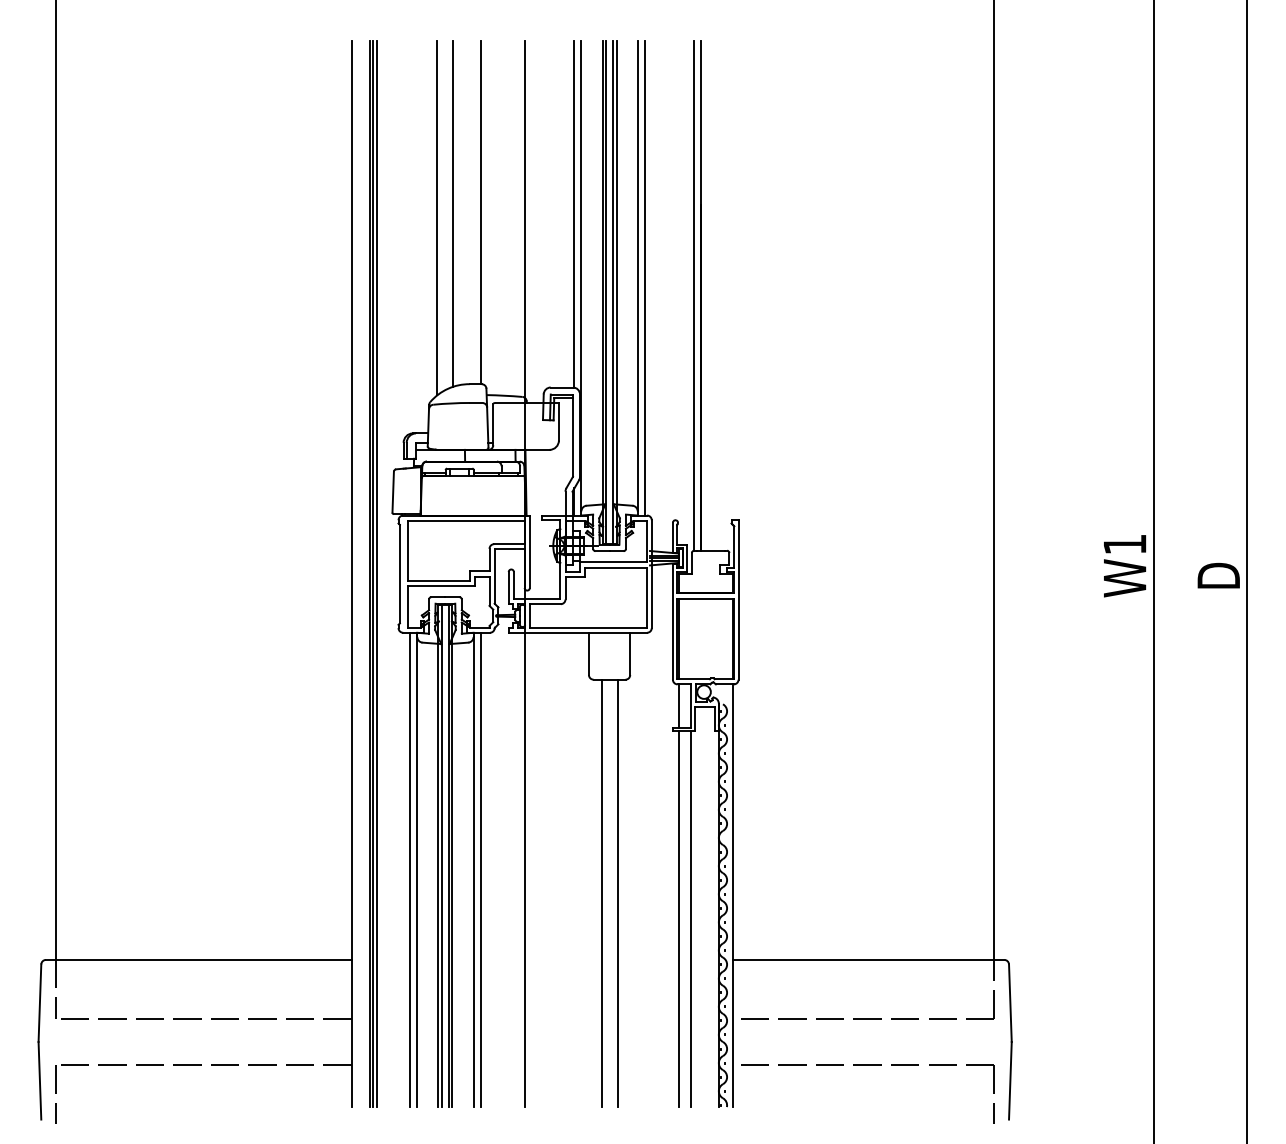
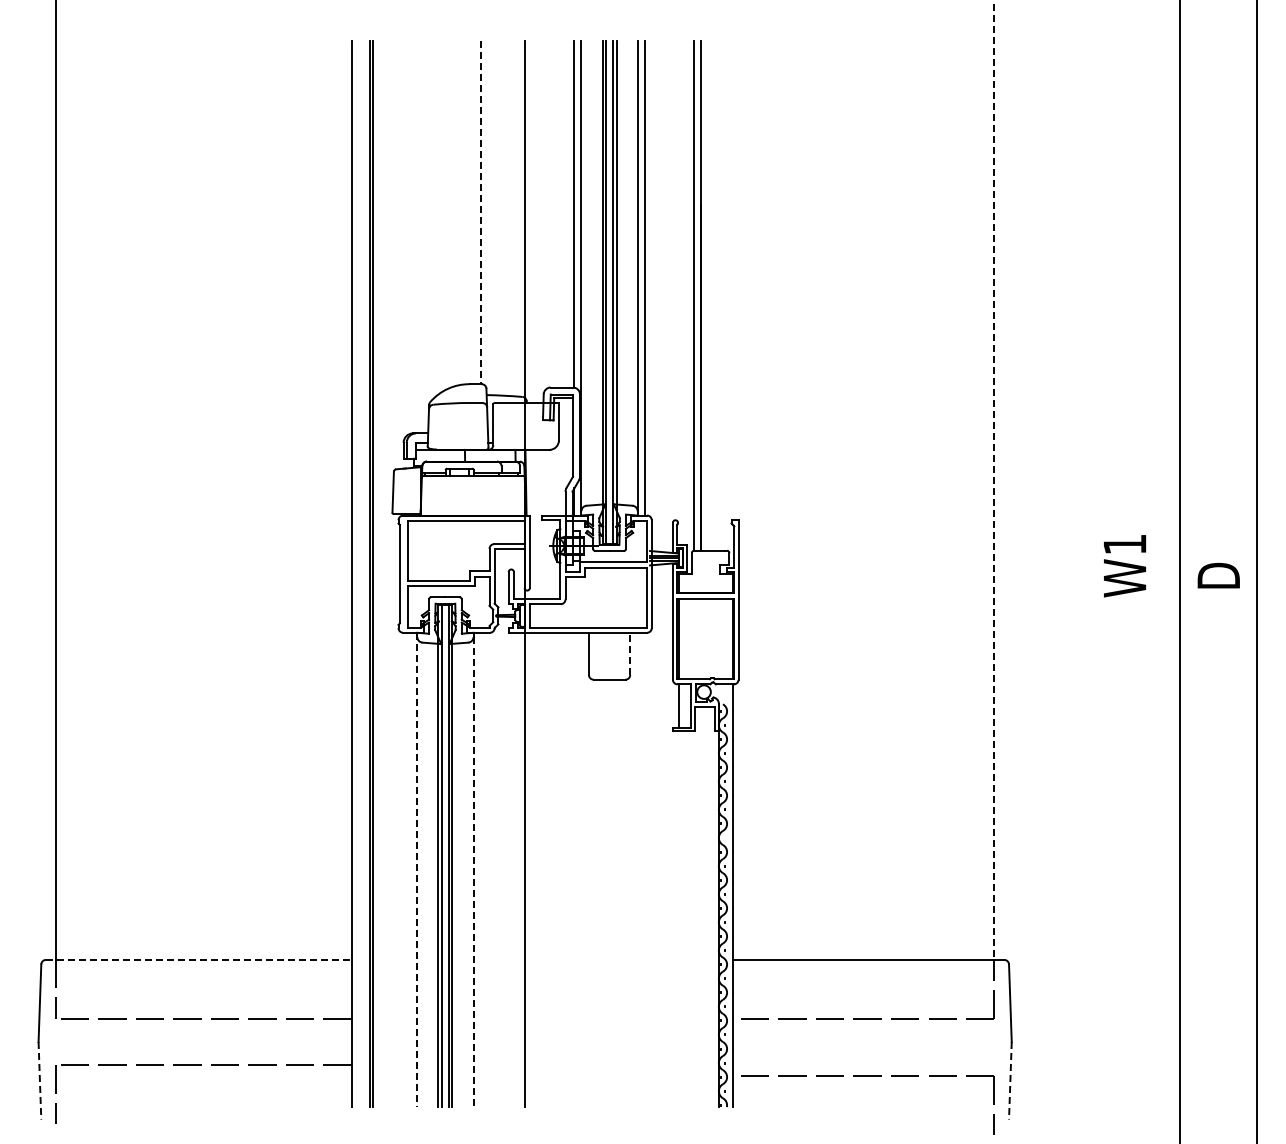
line: present -> none (453, 213)
line: solid -> dashed (480, 213)
line: present -> none (437, 218)
line: solid -> dashed (994, 480)
line position: (1153, 571) -> (1179, 571) (1179, 571)
line position: (1247, 571) -> (1257, 571) (1257, 571)
line: present -> none (376, 574)
line: solid -> dashed (630, 653)
line: present -> none (410, 869)
line: present -> none (480, 869)
line: solid -> dashed (417, 870)
line: solid -> dashed (473, 872)
line: present -> none (601, 893)
line: present -> none (617, 893)
line: present -> none (678, 919)
line: present -> none (691, 919)
line: solid -> dashed (198, 959)
part position: (867, 1065) -> (867, 1076) (867, 1076)
line: solid -> dashed (39, 1080)
line: solid -> dashed (1010, 1080)
